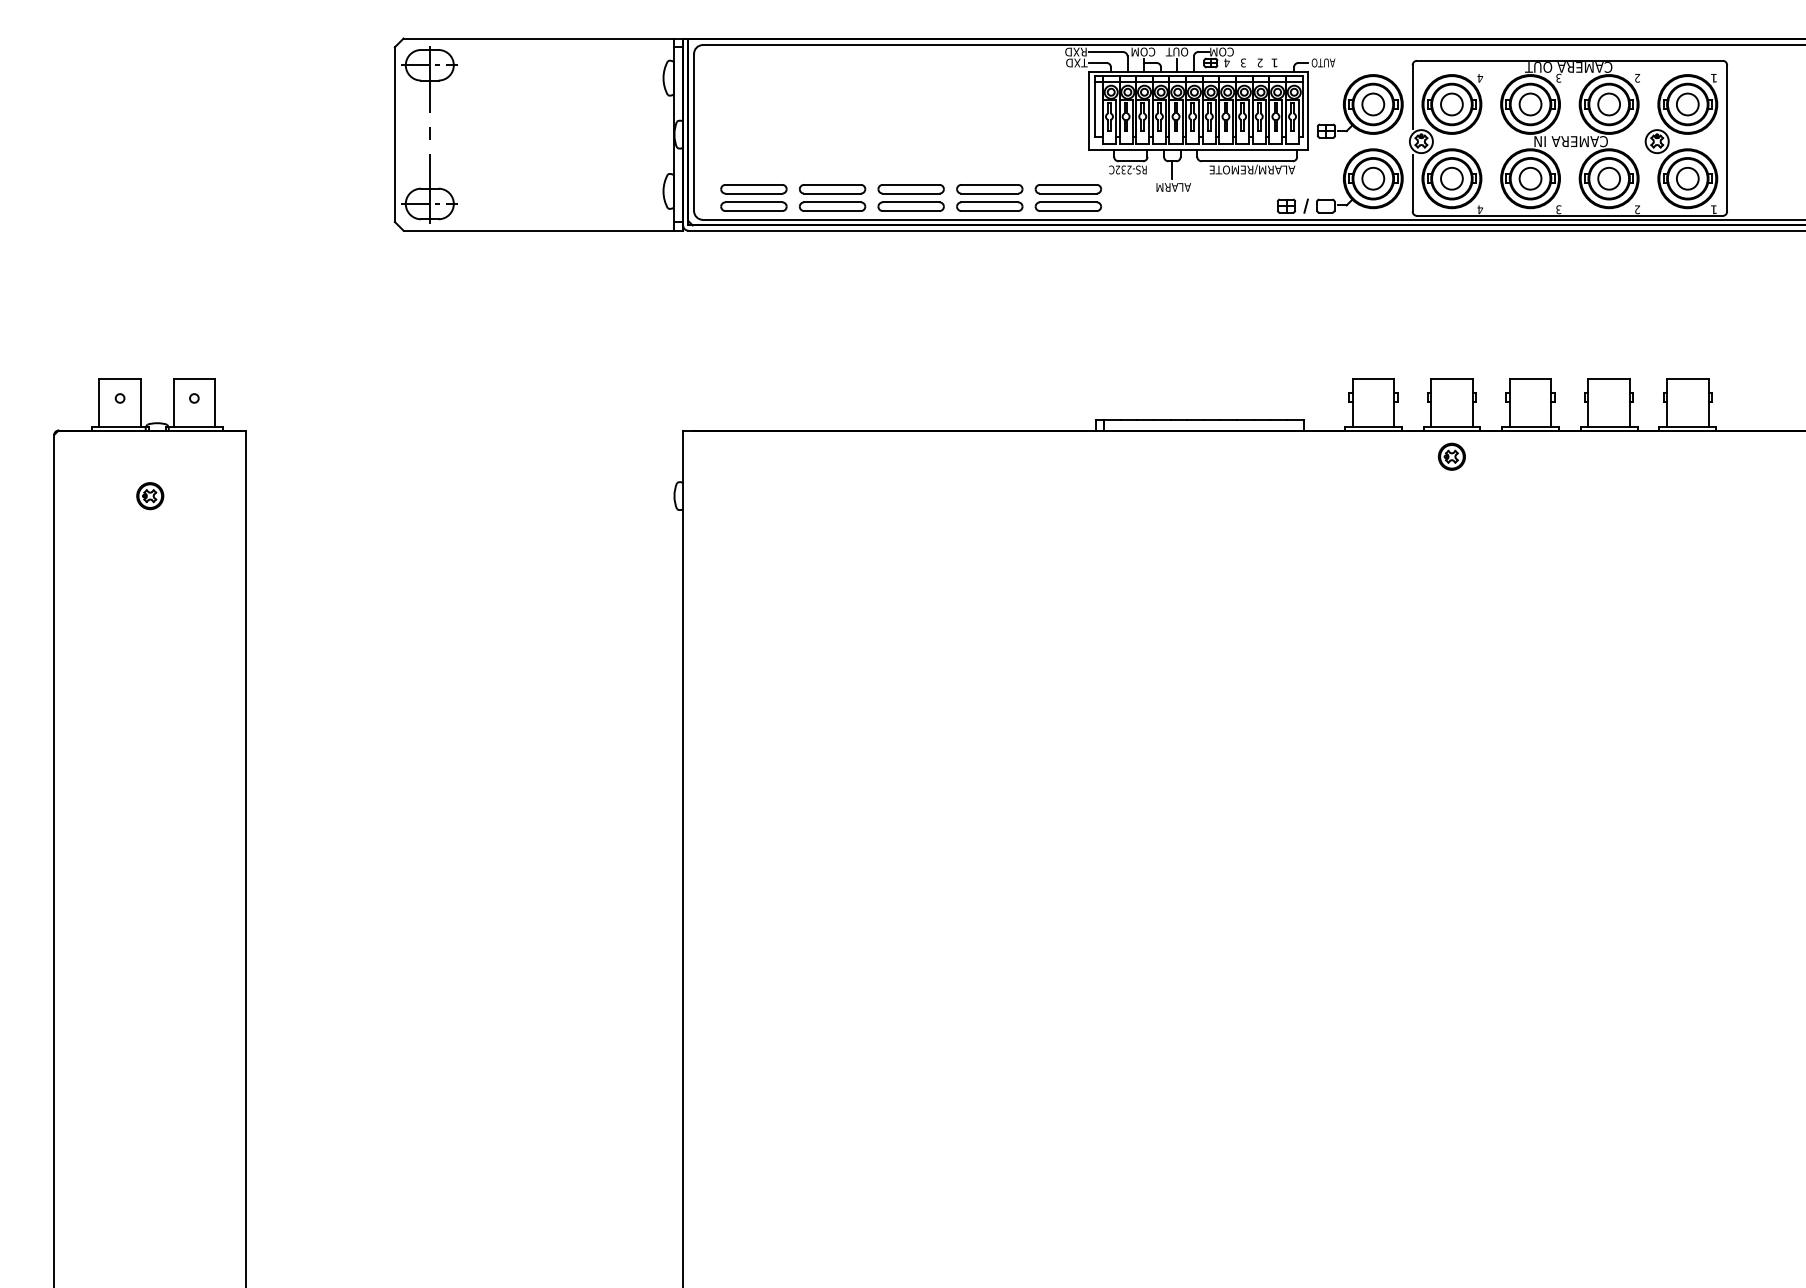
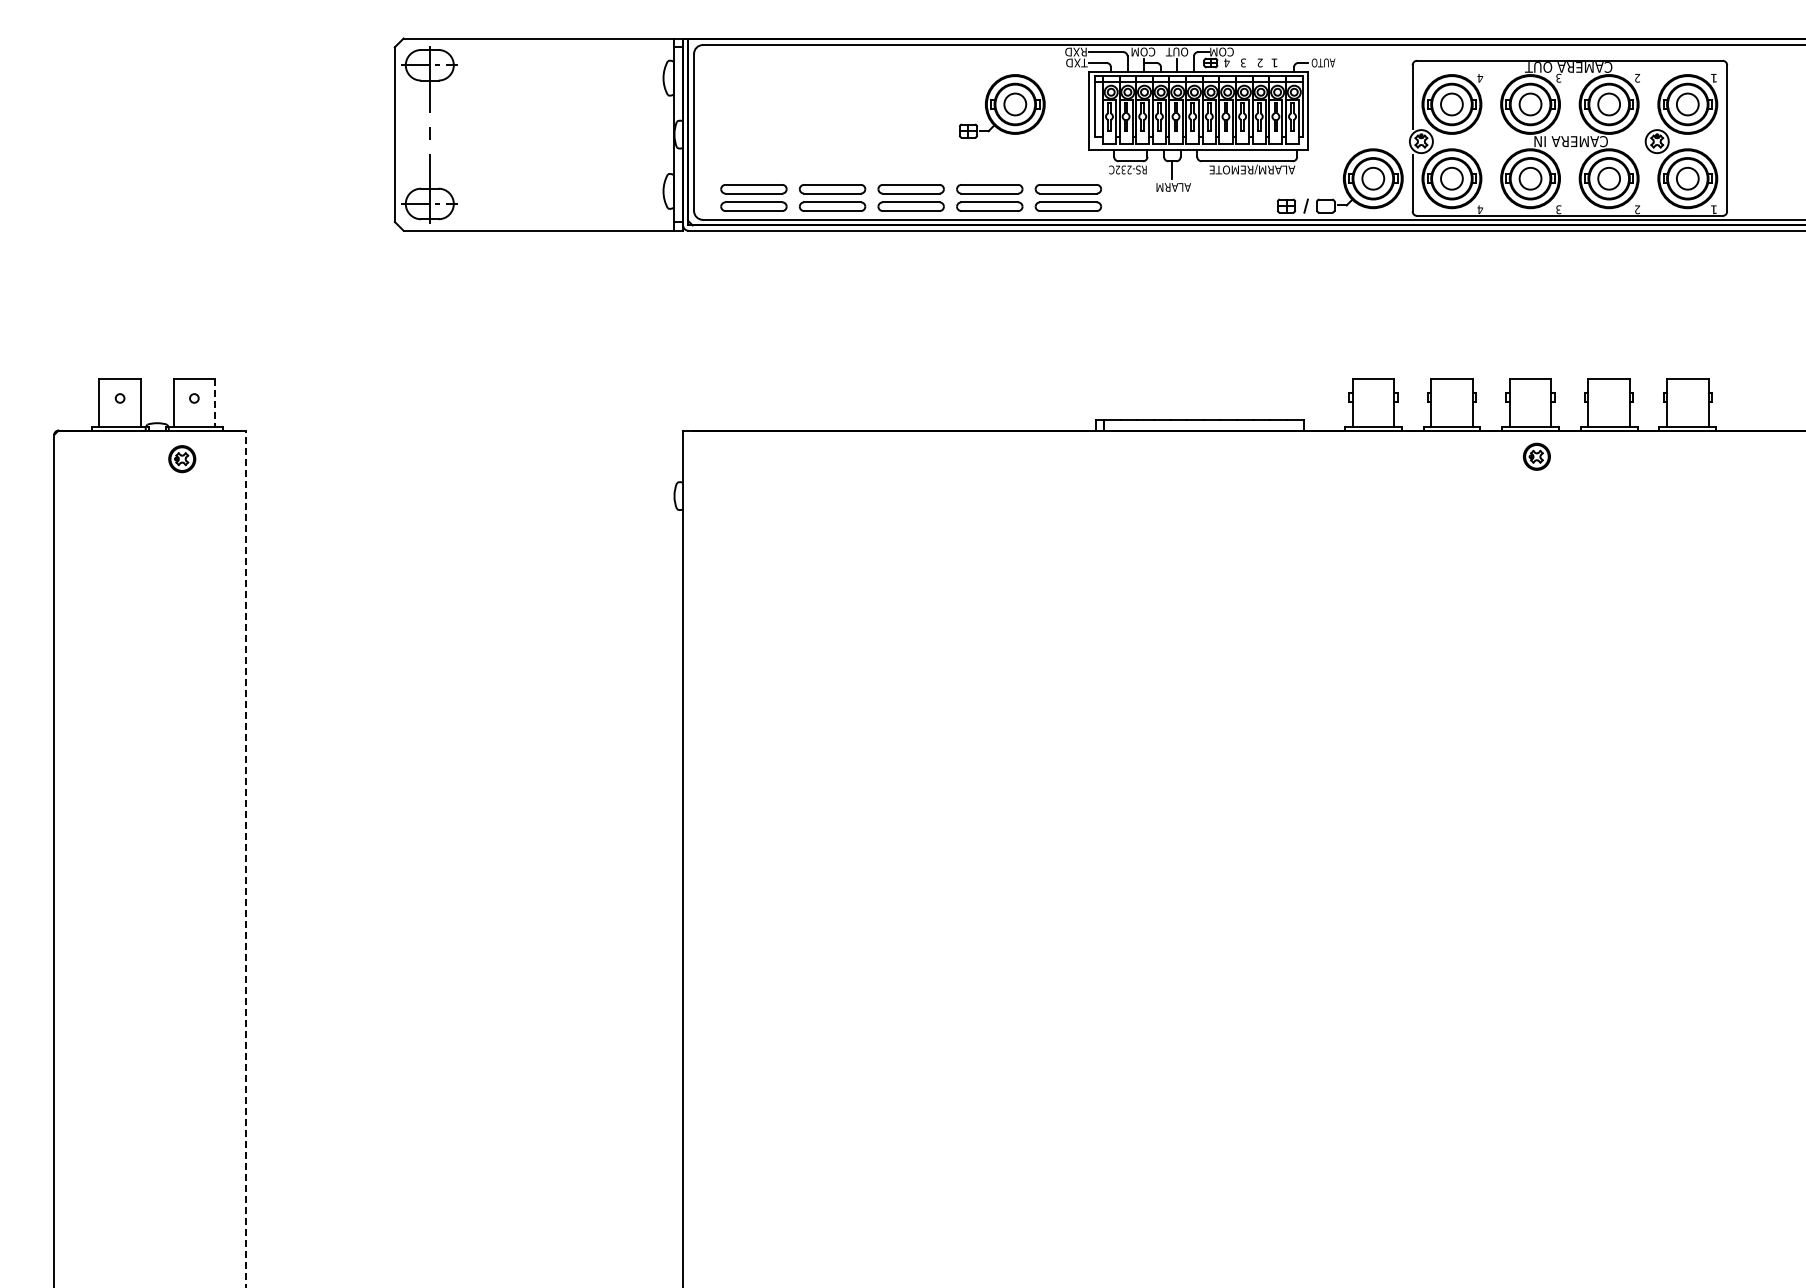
part position: (1360, 106) -> (1002, 106) (1002, 106)
line: solid -> dashed (215, 403)
part position: (1451, 456) -> (1536, 456) (1536, 456)
part position: (150, 496) -> (182, 459) (182, 459)
line: solid -> dashed (246, 858)
